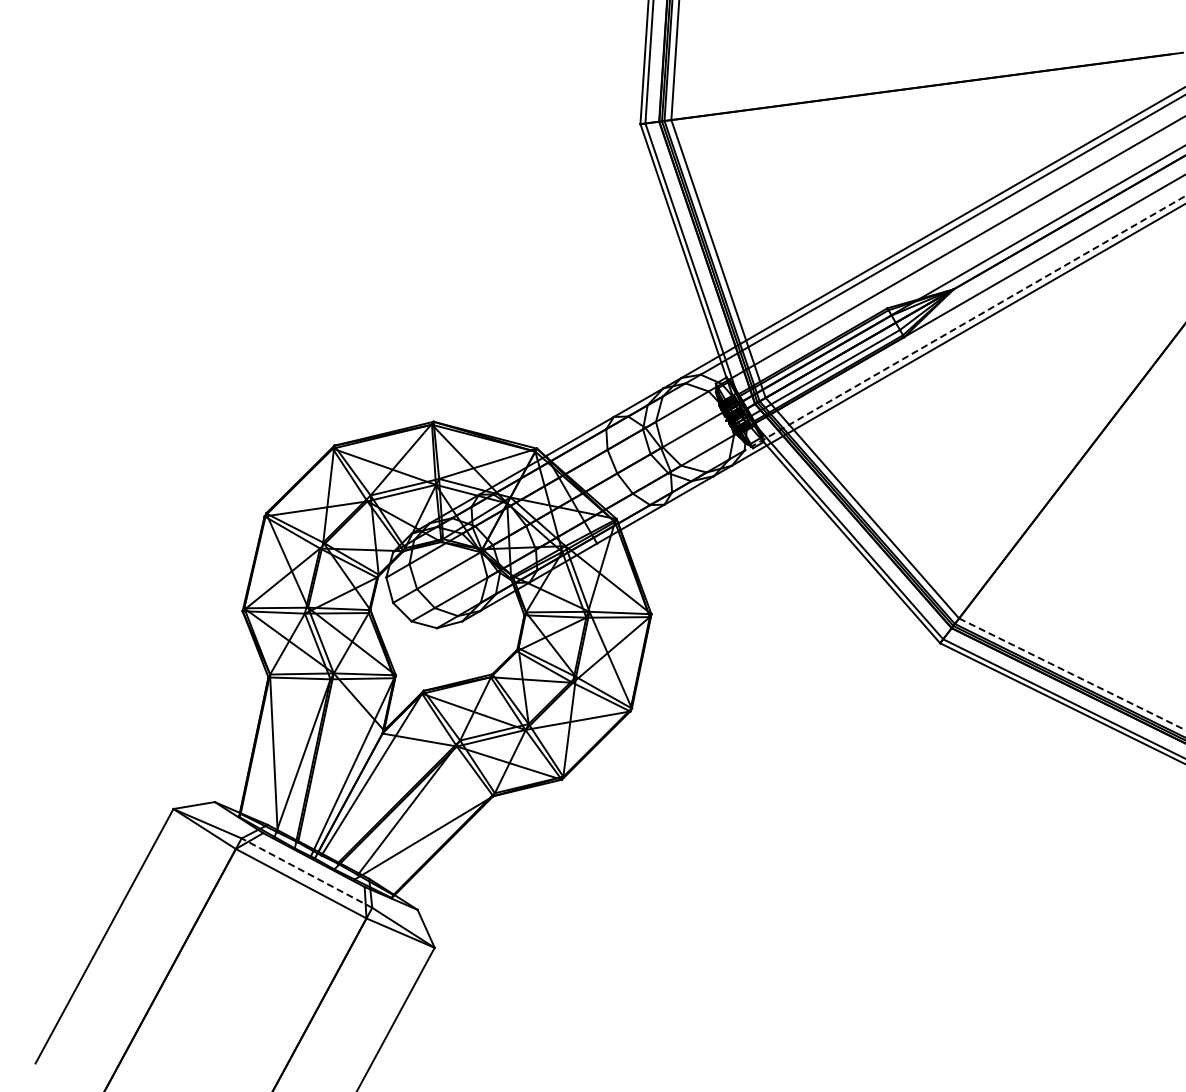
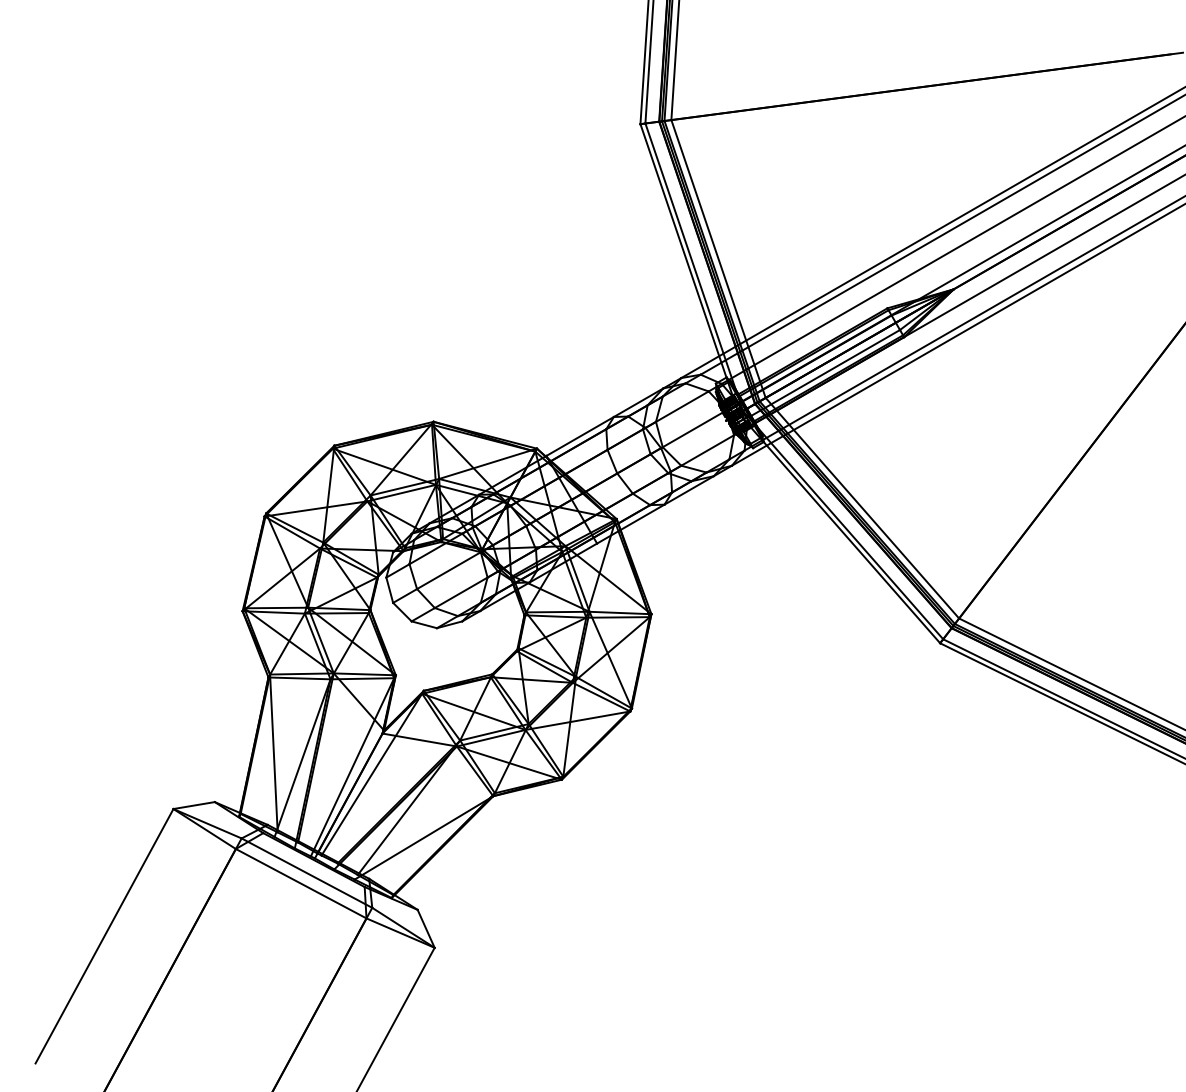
line: dashed -> solid (964, 323)
line: dashed -> solid (1072, 674)
line: dashed -> solid (306, 873)
